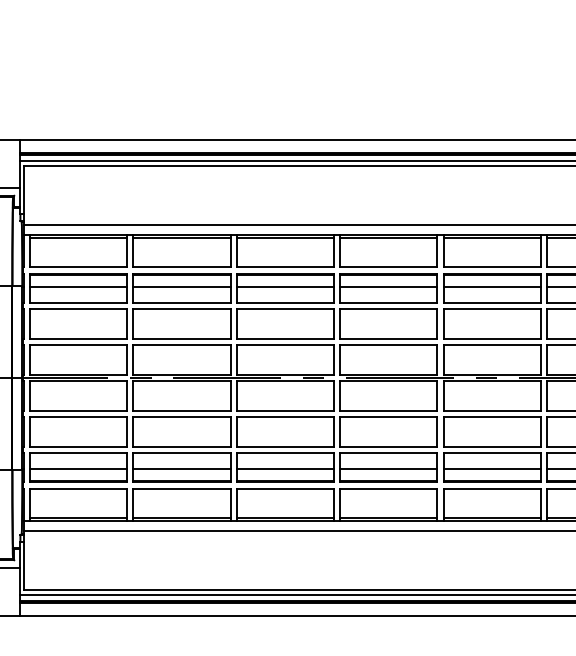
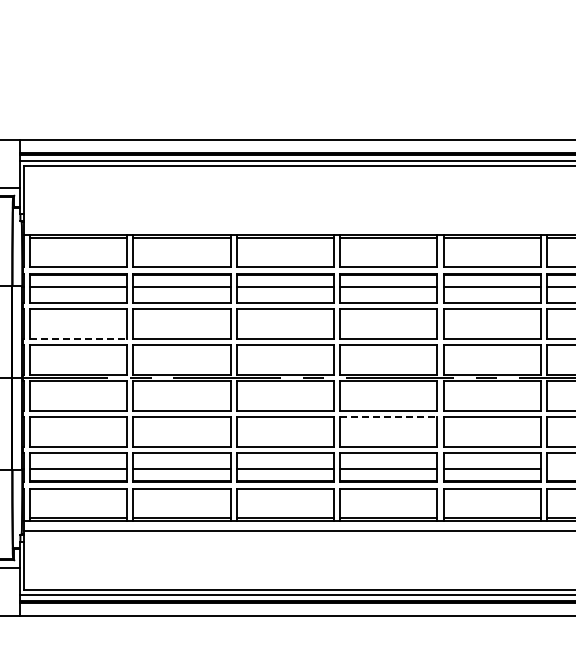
line: present -> none (297, 225)
line: solid -> dashed (78, 339)
line: solid -> dashed (388, 416)
line: present -> none (559, 468)
